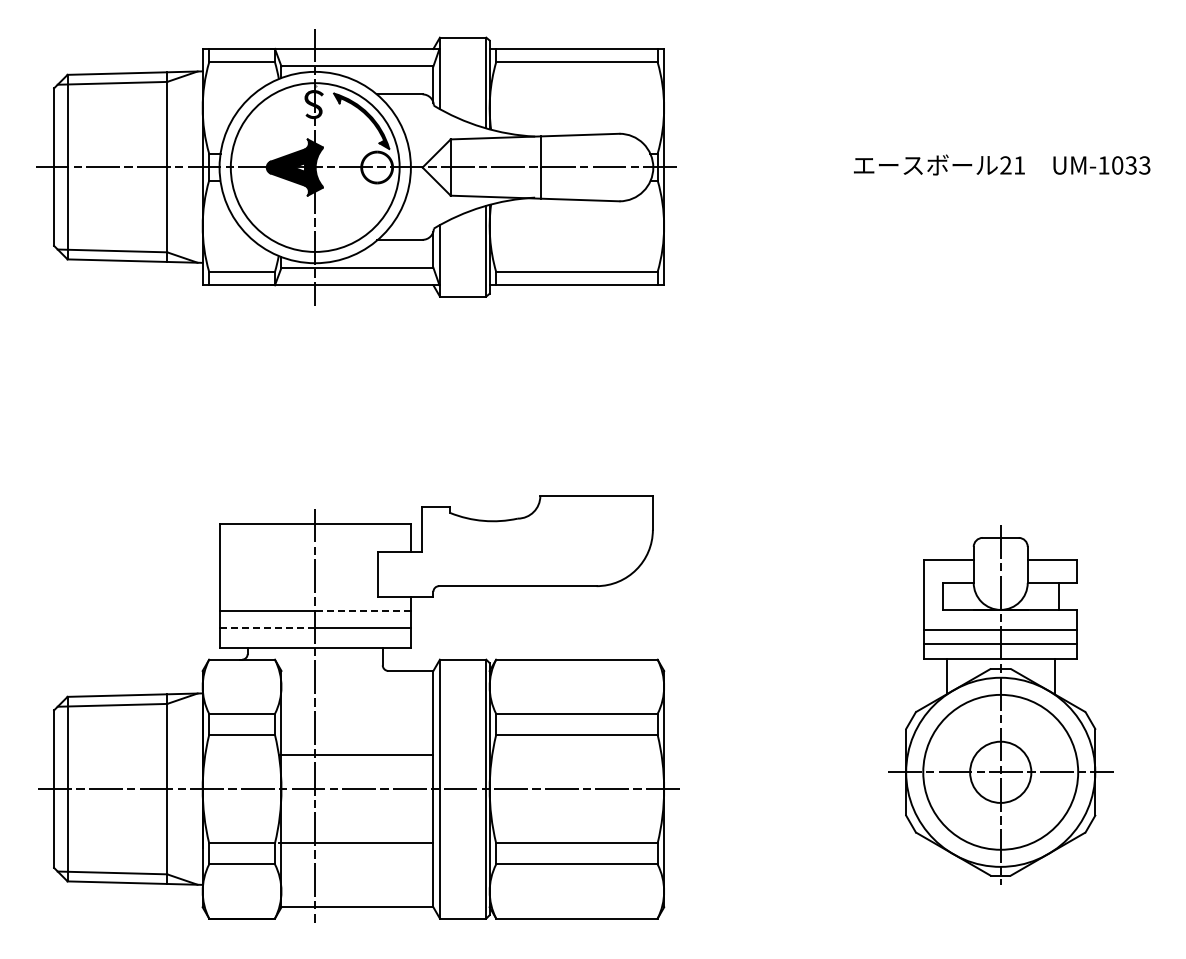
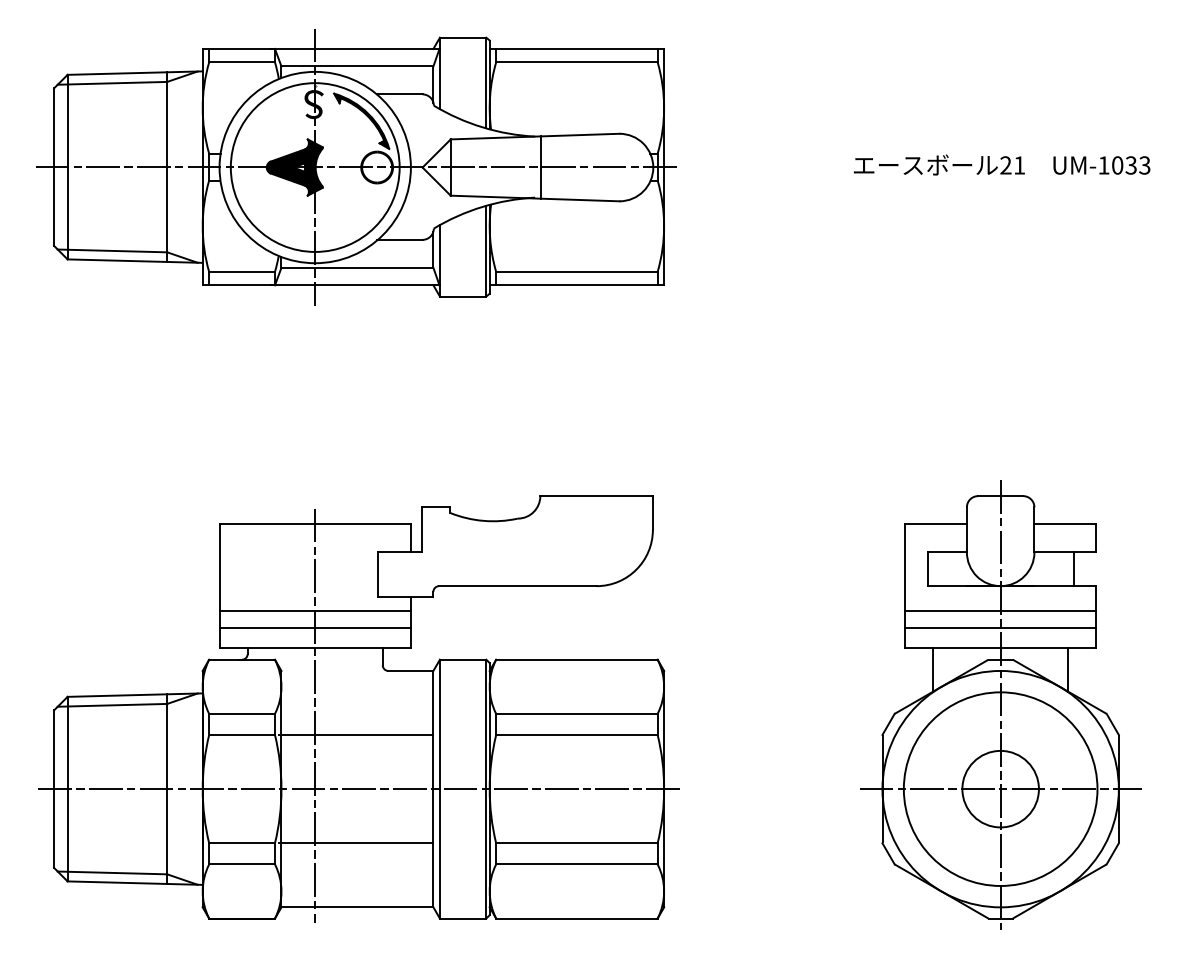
line: dashed -> solid (363, 611)
line: dashed -> solid (267, 628)
part size: 226x360 px -> 282x450 px (1000, 704)
line position: (356, 754) -> (356, 734) (356, 734)
